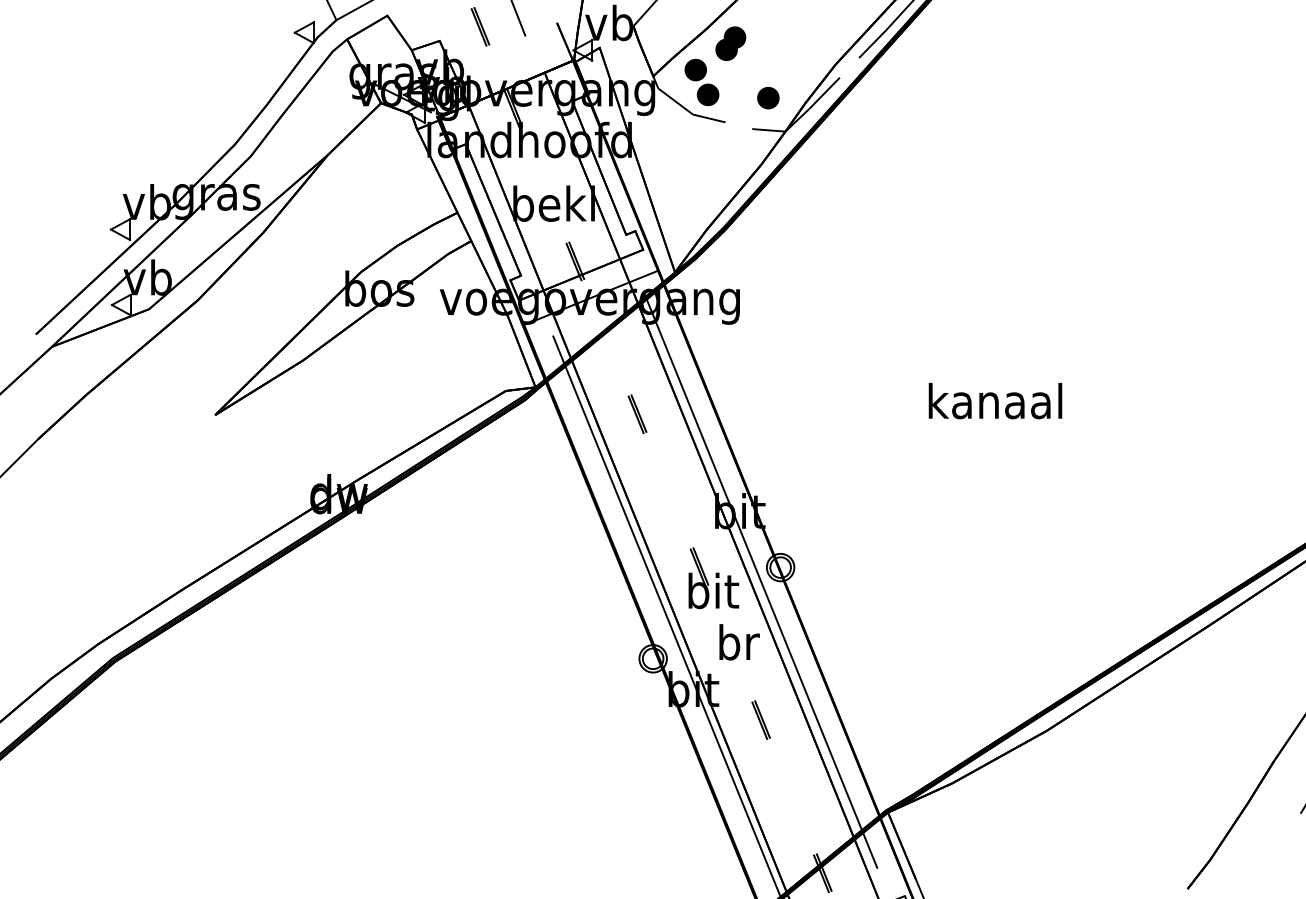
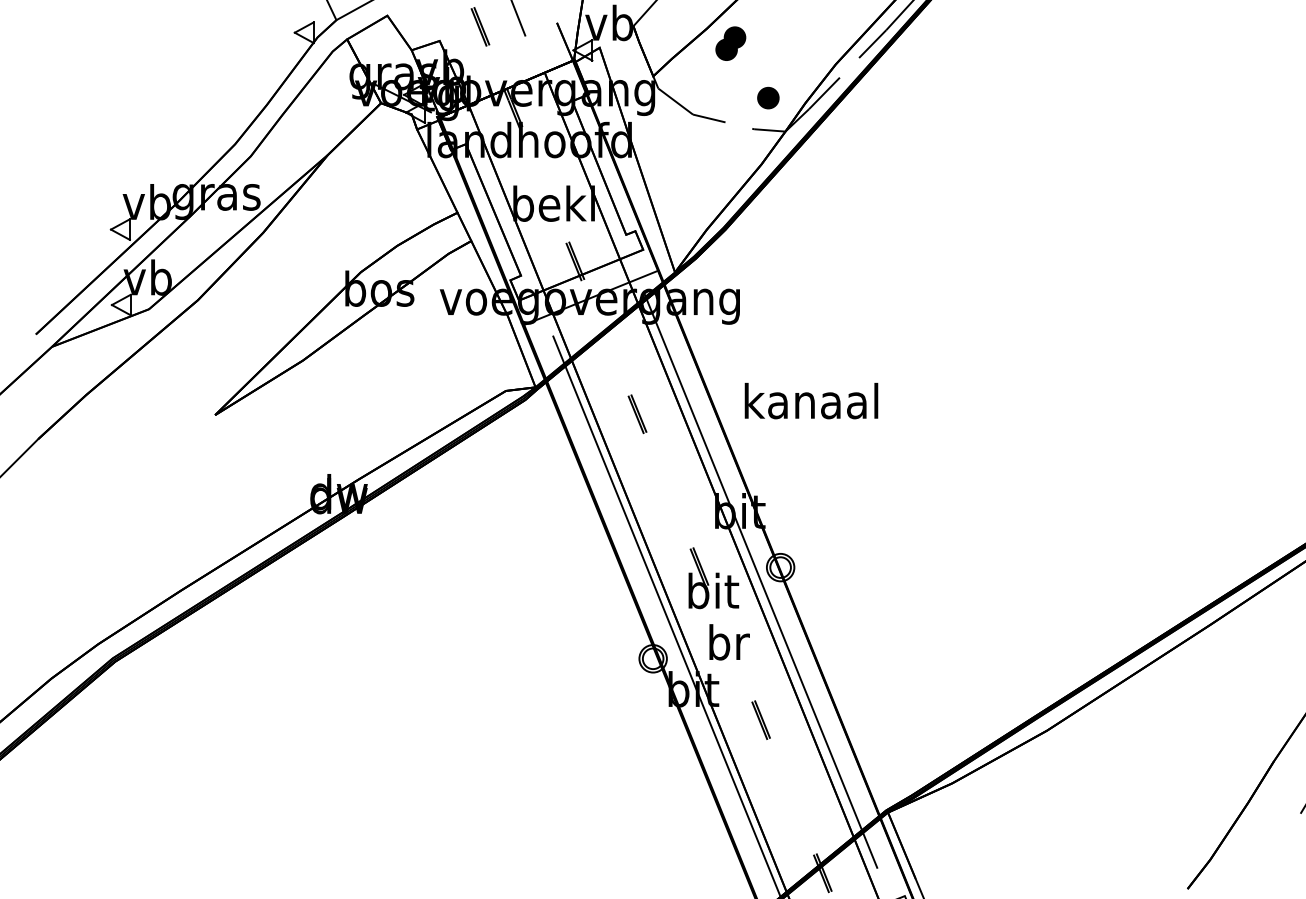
part: present -> none (701, 82)
text position: (995, 401) -> (811, 401) (811, 401)
text position: (739, 642) -> (729, 642) (729, 642)
